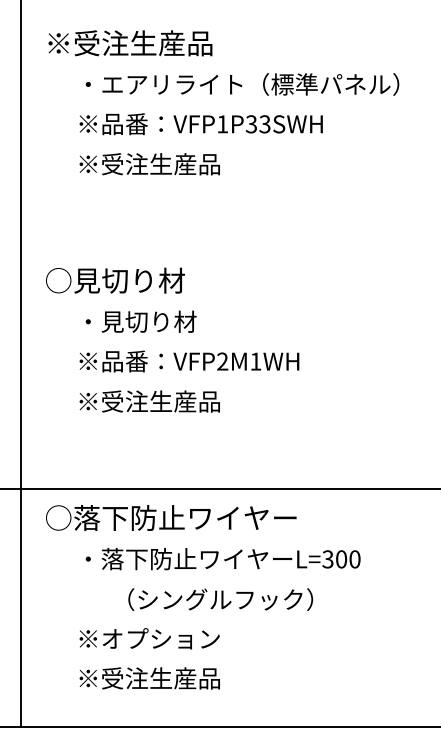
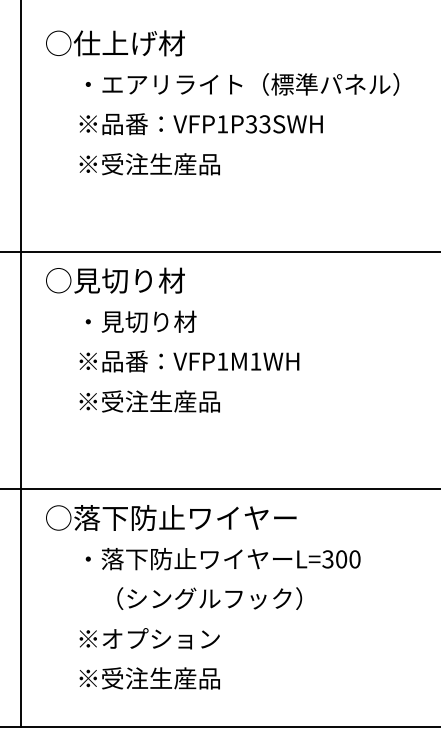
text: ※受注生産品 -> ○仕上げ材 (129, 43)
line: none -> present (219, 251)
text: VFP2M1WH -> VFP1M1WH (222, 361)
text position: (220, 599) -> (209, 598) (209, 598)
